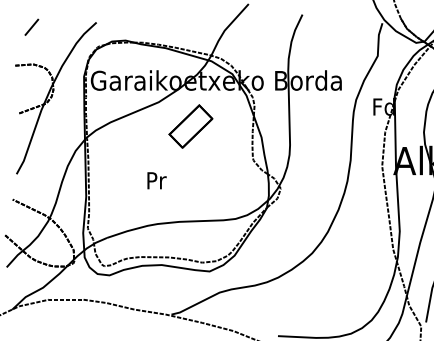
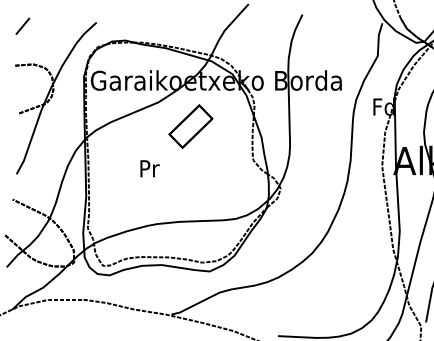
line position: (31, 26) -> (22, 25) (22, 25)
text position: (156, 180) -> (149, 168) (149, 168)
